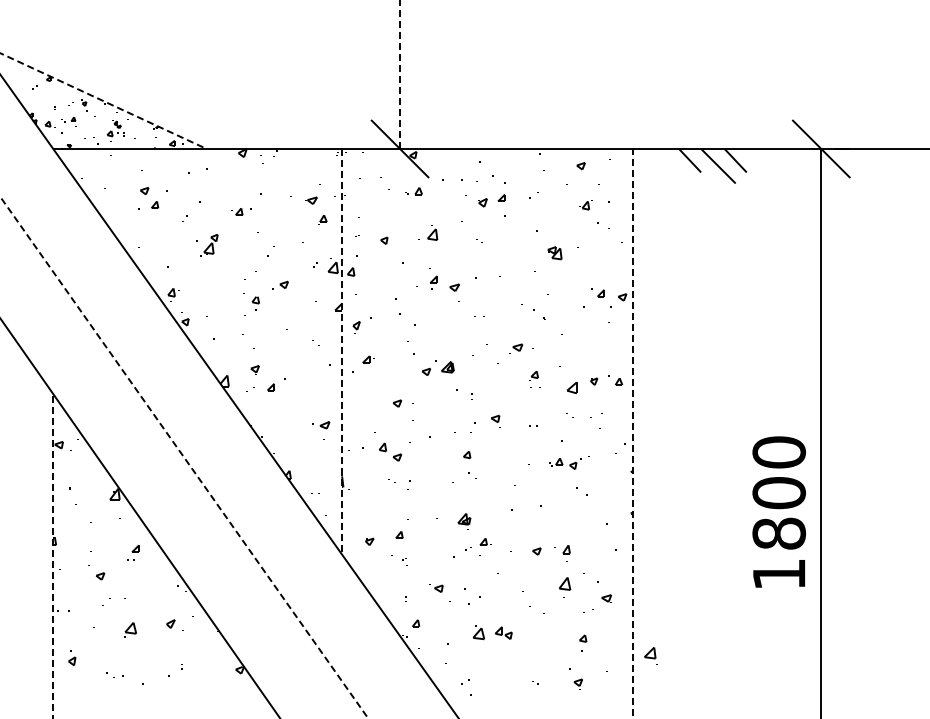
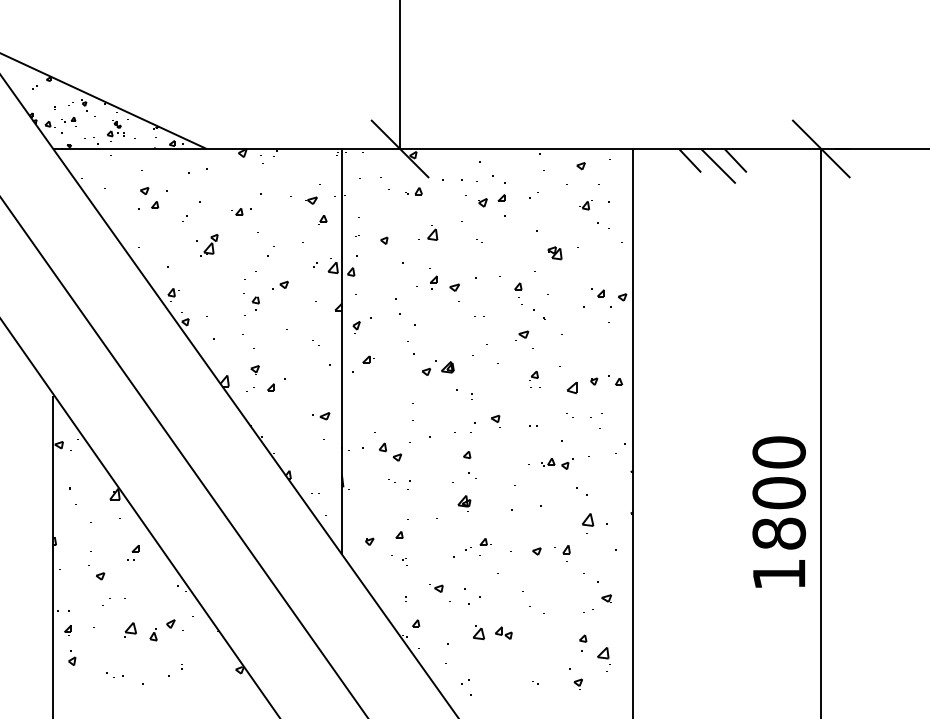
line: dashed -> solid (400, 74)
line: dashed -> solid (103, 101)
part: none -> present (518, 289)
part position: (516, 348) -> (522, 335) (522, 335)
line: dashed -> solid (342, 352)
part: present -> none (397, 403)
part position: (321, 425) -> (321, 416) (321, 416)
line: dashed -> solid (633, 433)
line: dashed -> solid (184, 457)
part position: (565, 463) -> (557, 463) (557, 463)
part position: (464, 521) -> (464, 503) (464, 503)
line: dashed -> solid (53, 557)
part position: (565, 587) -> (588, 523) (588, 523)
part: none -> present (67, 630)
part: none -> present (153, 634)
part position: (650, 655) -> (603, 655) (603, 655)
